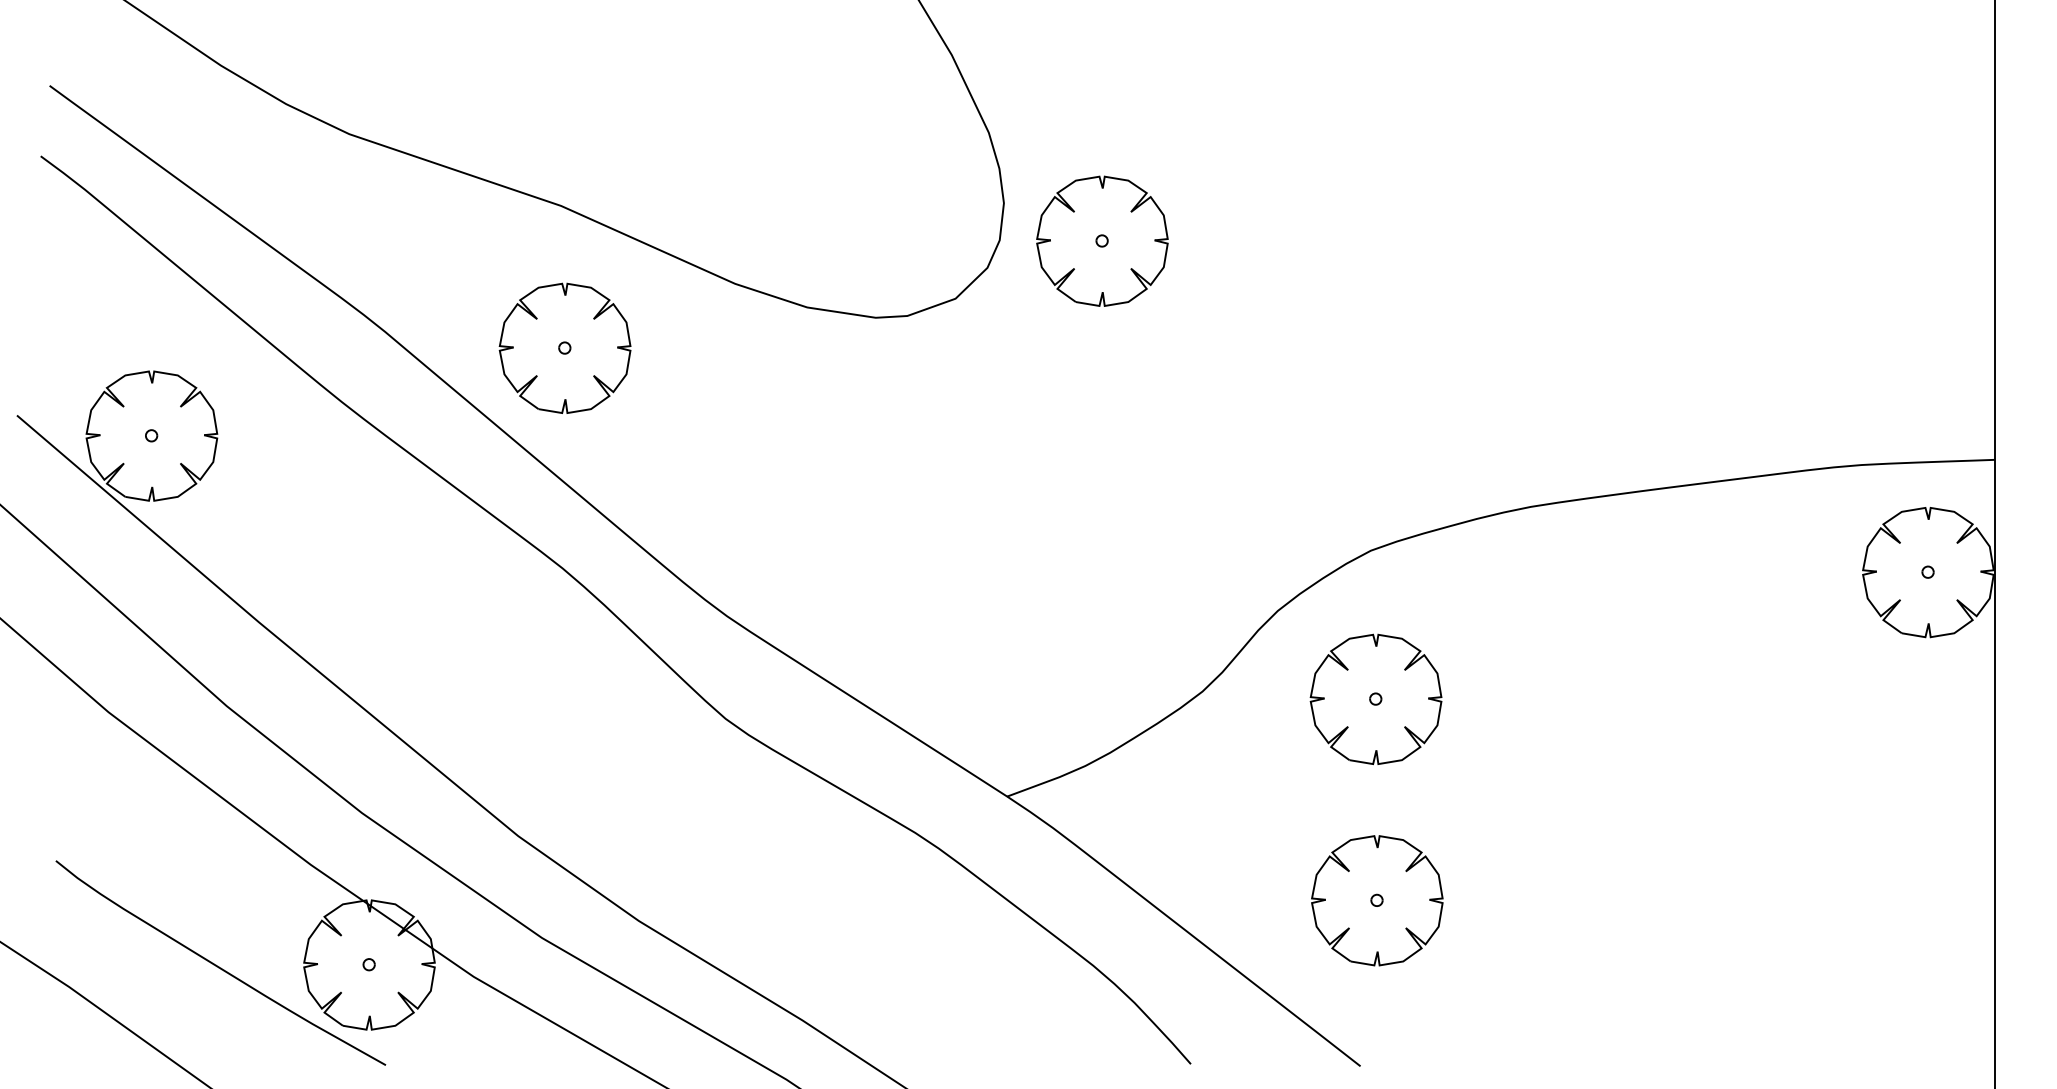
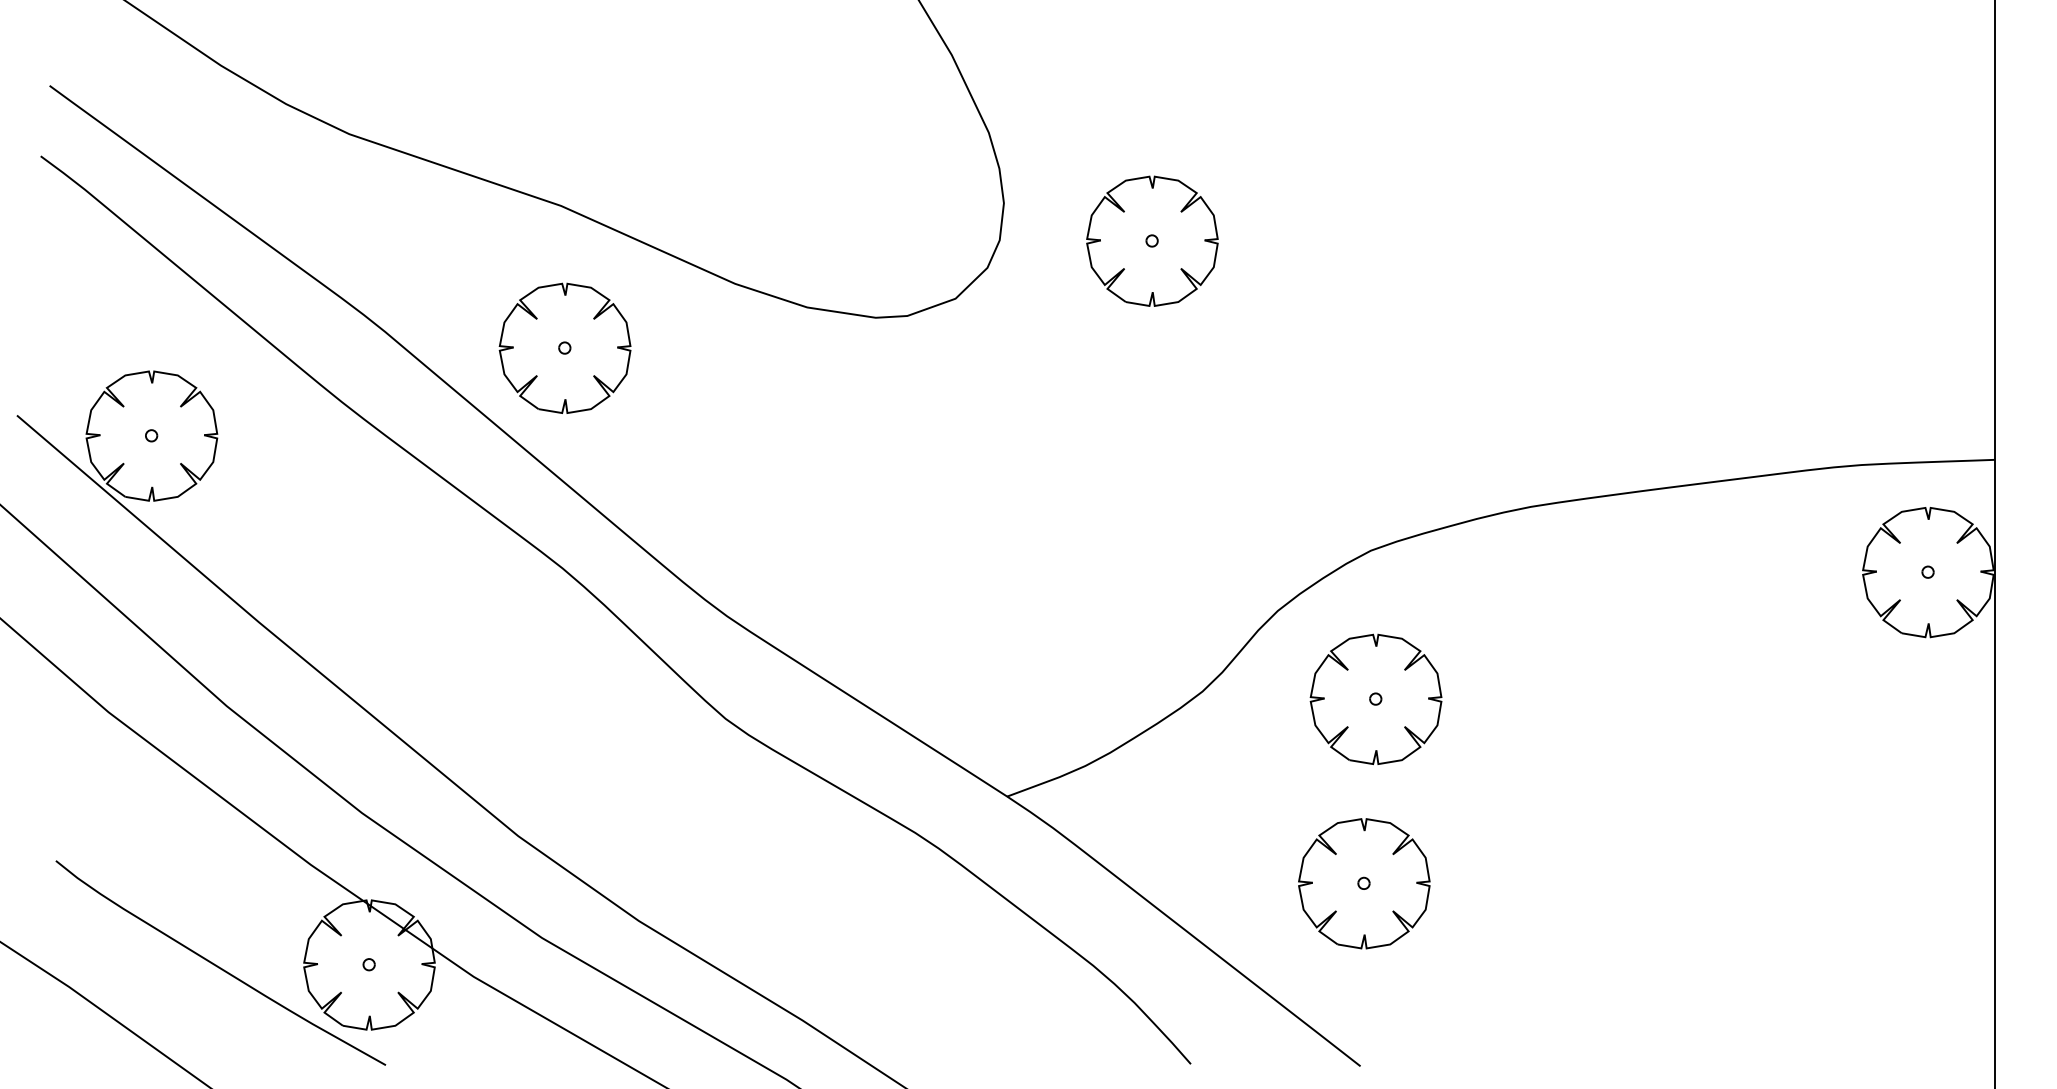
part position: (1102, 240) -> (1152, 240) (1152, 240)
part position: (1377, 900) -> (1364, 883) (1364, 883)
